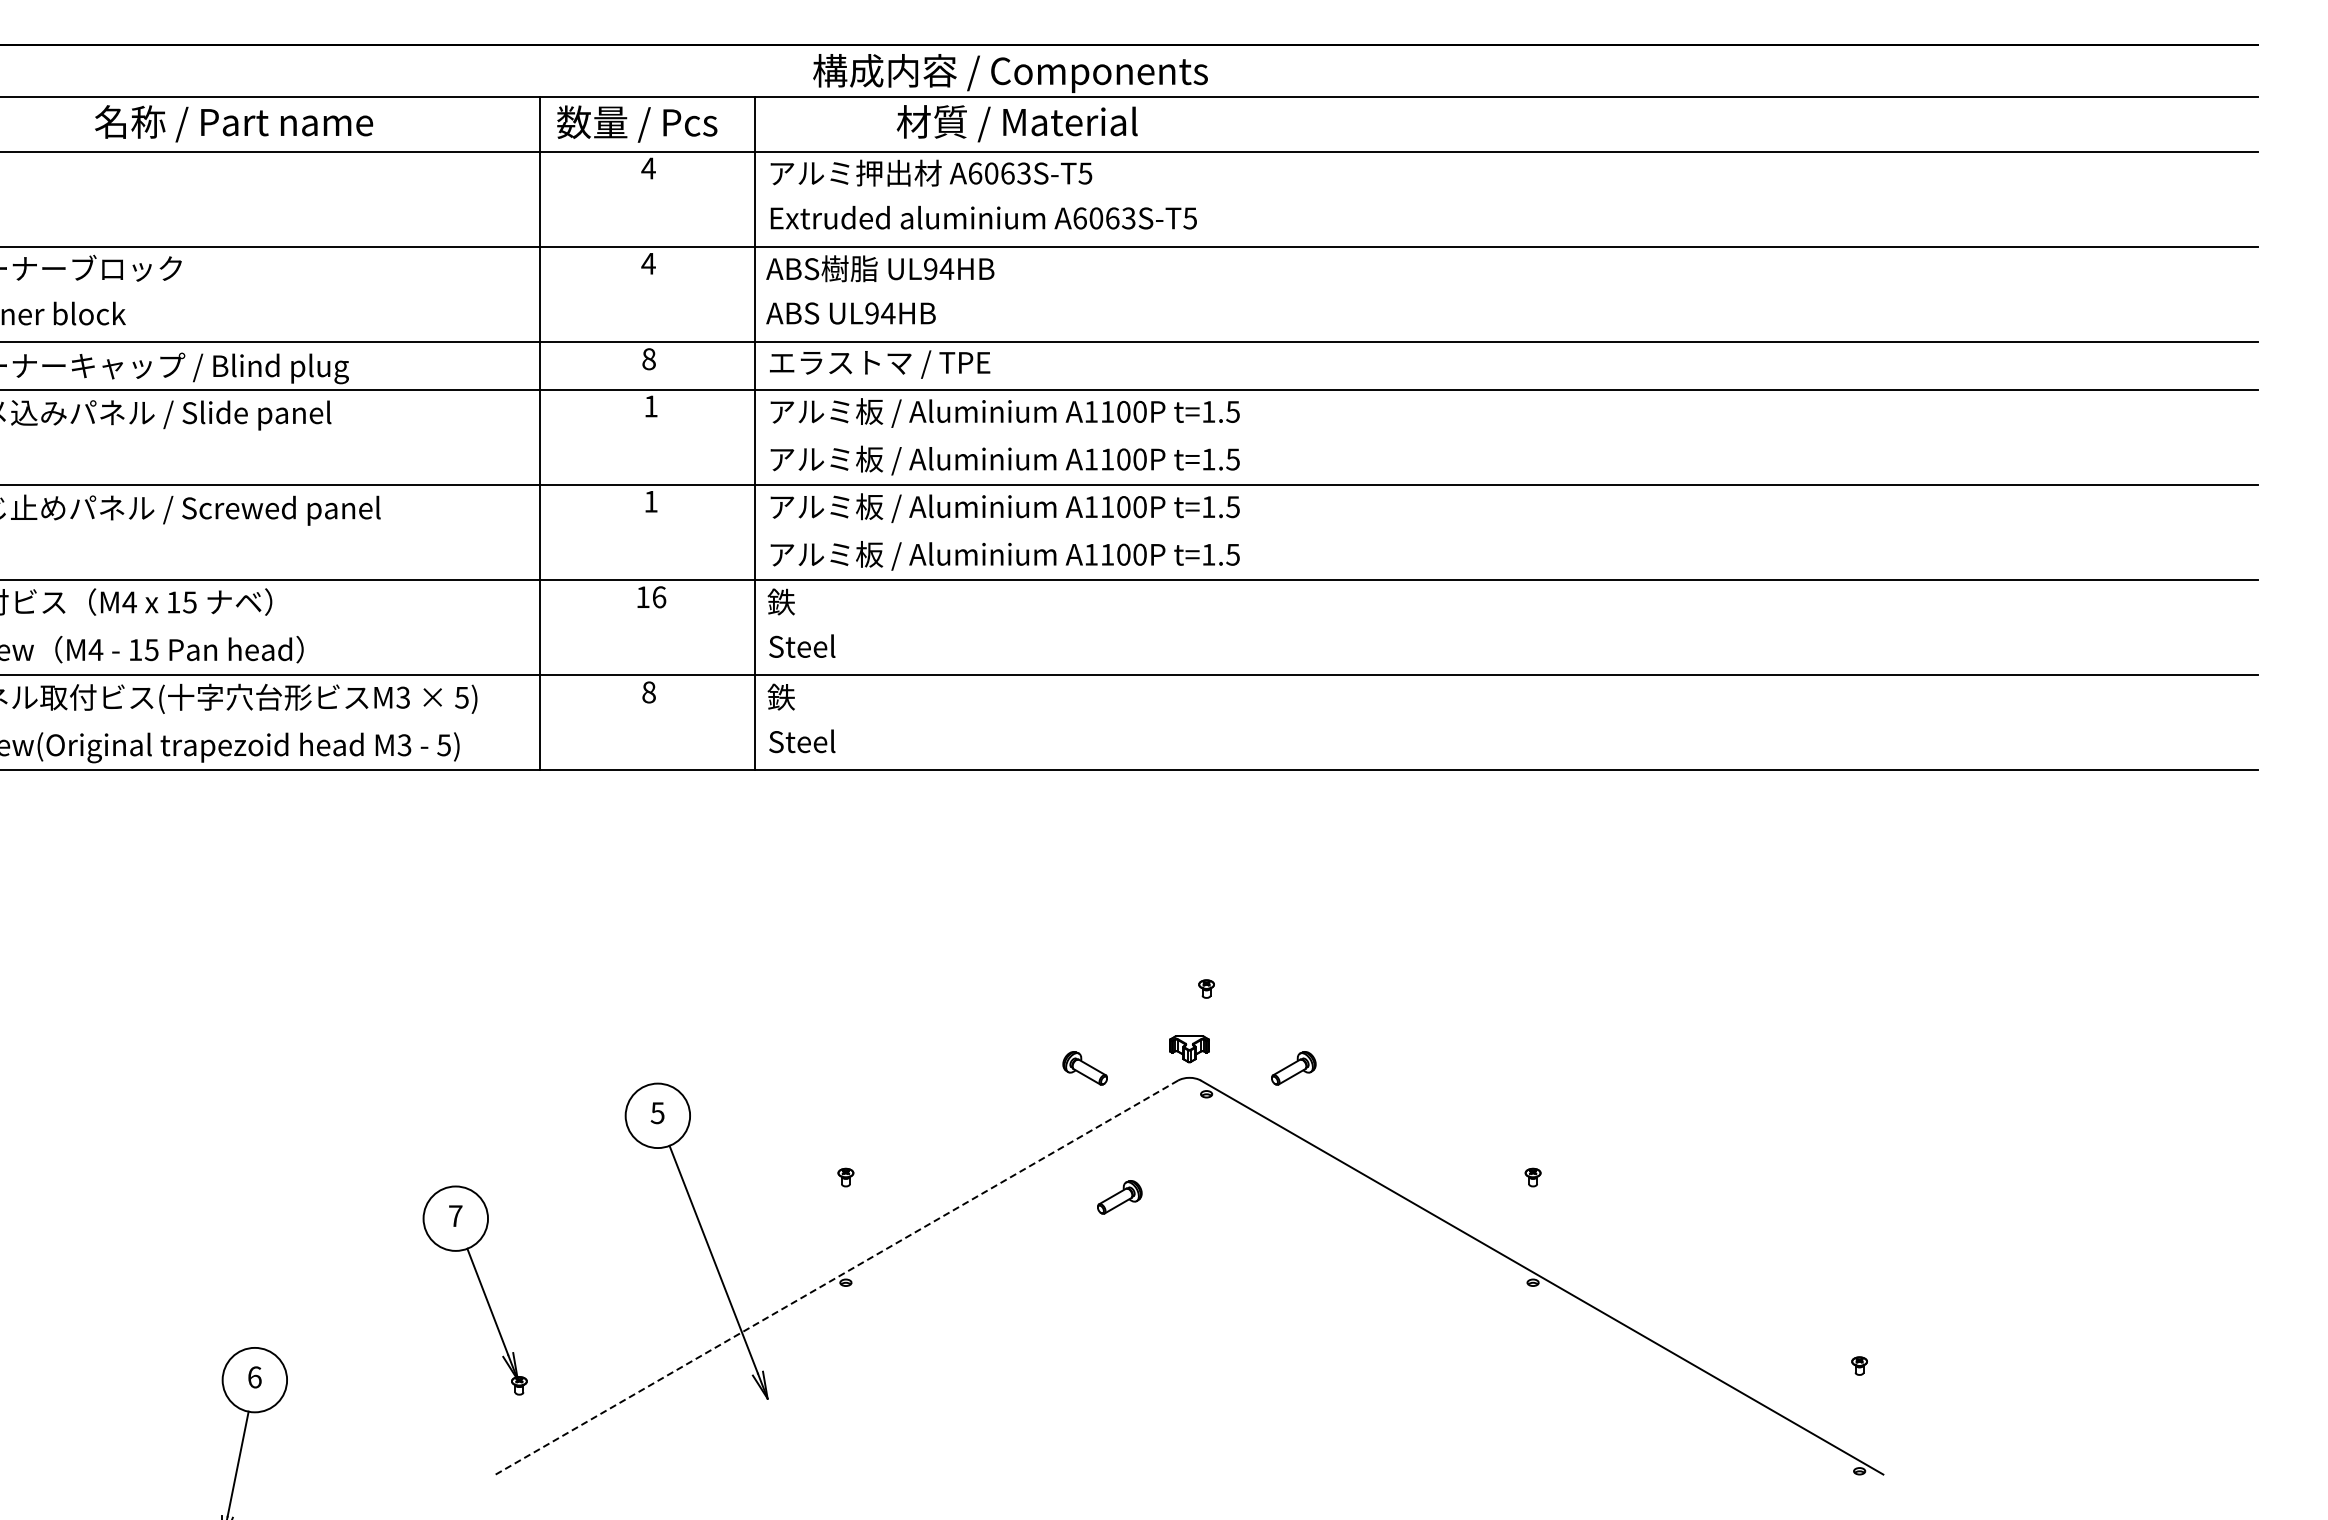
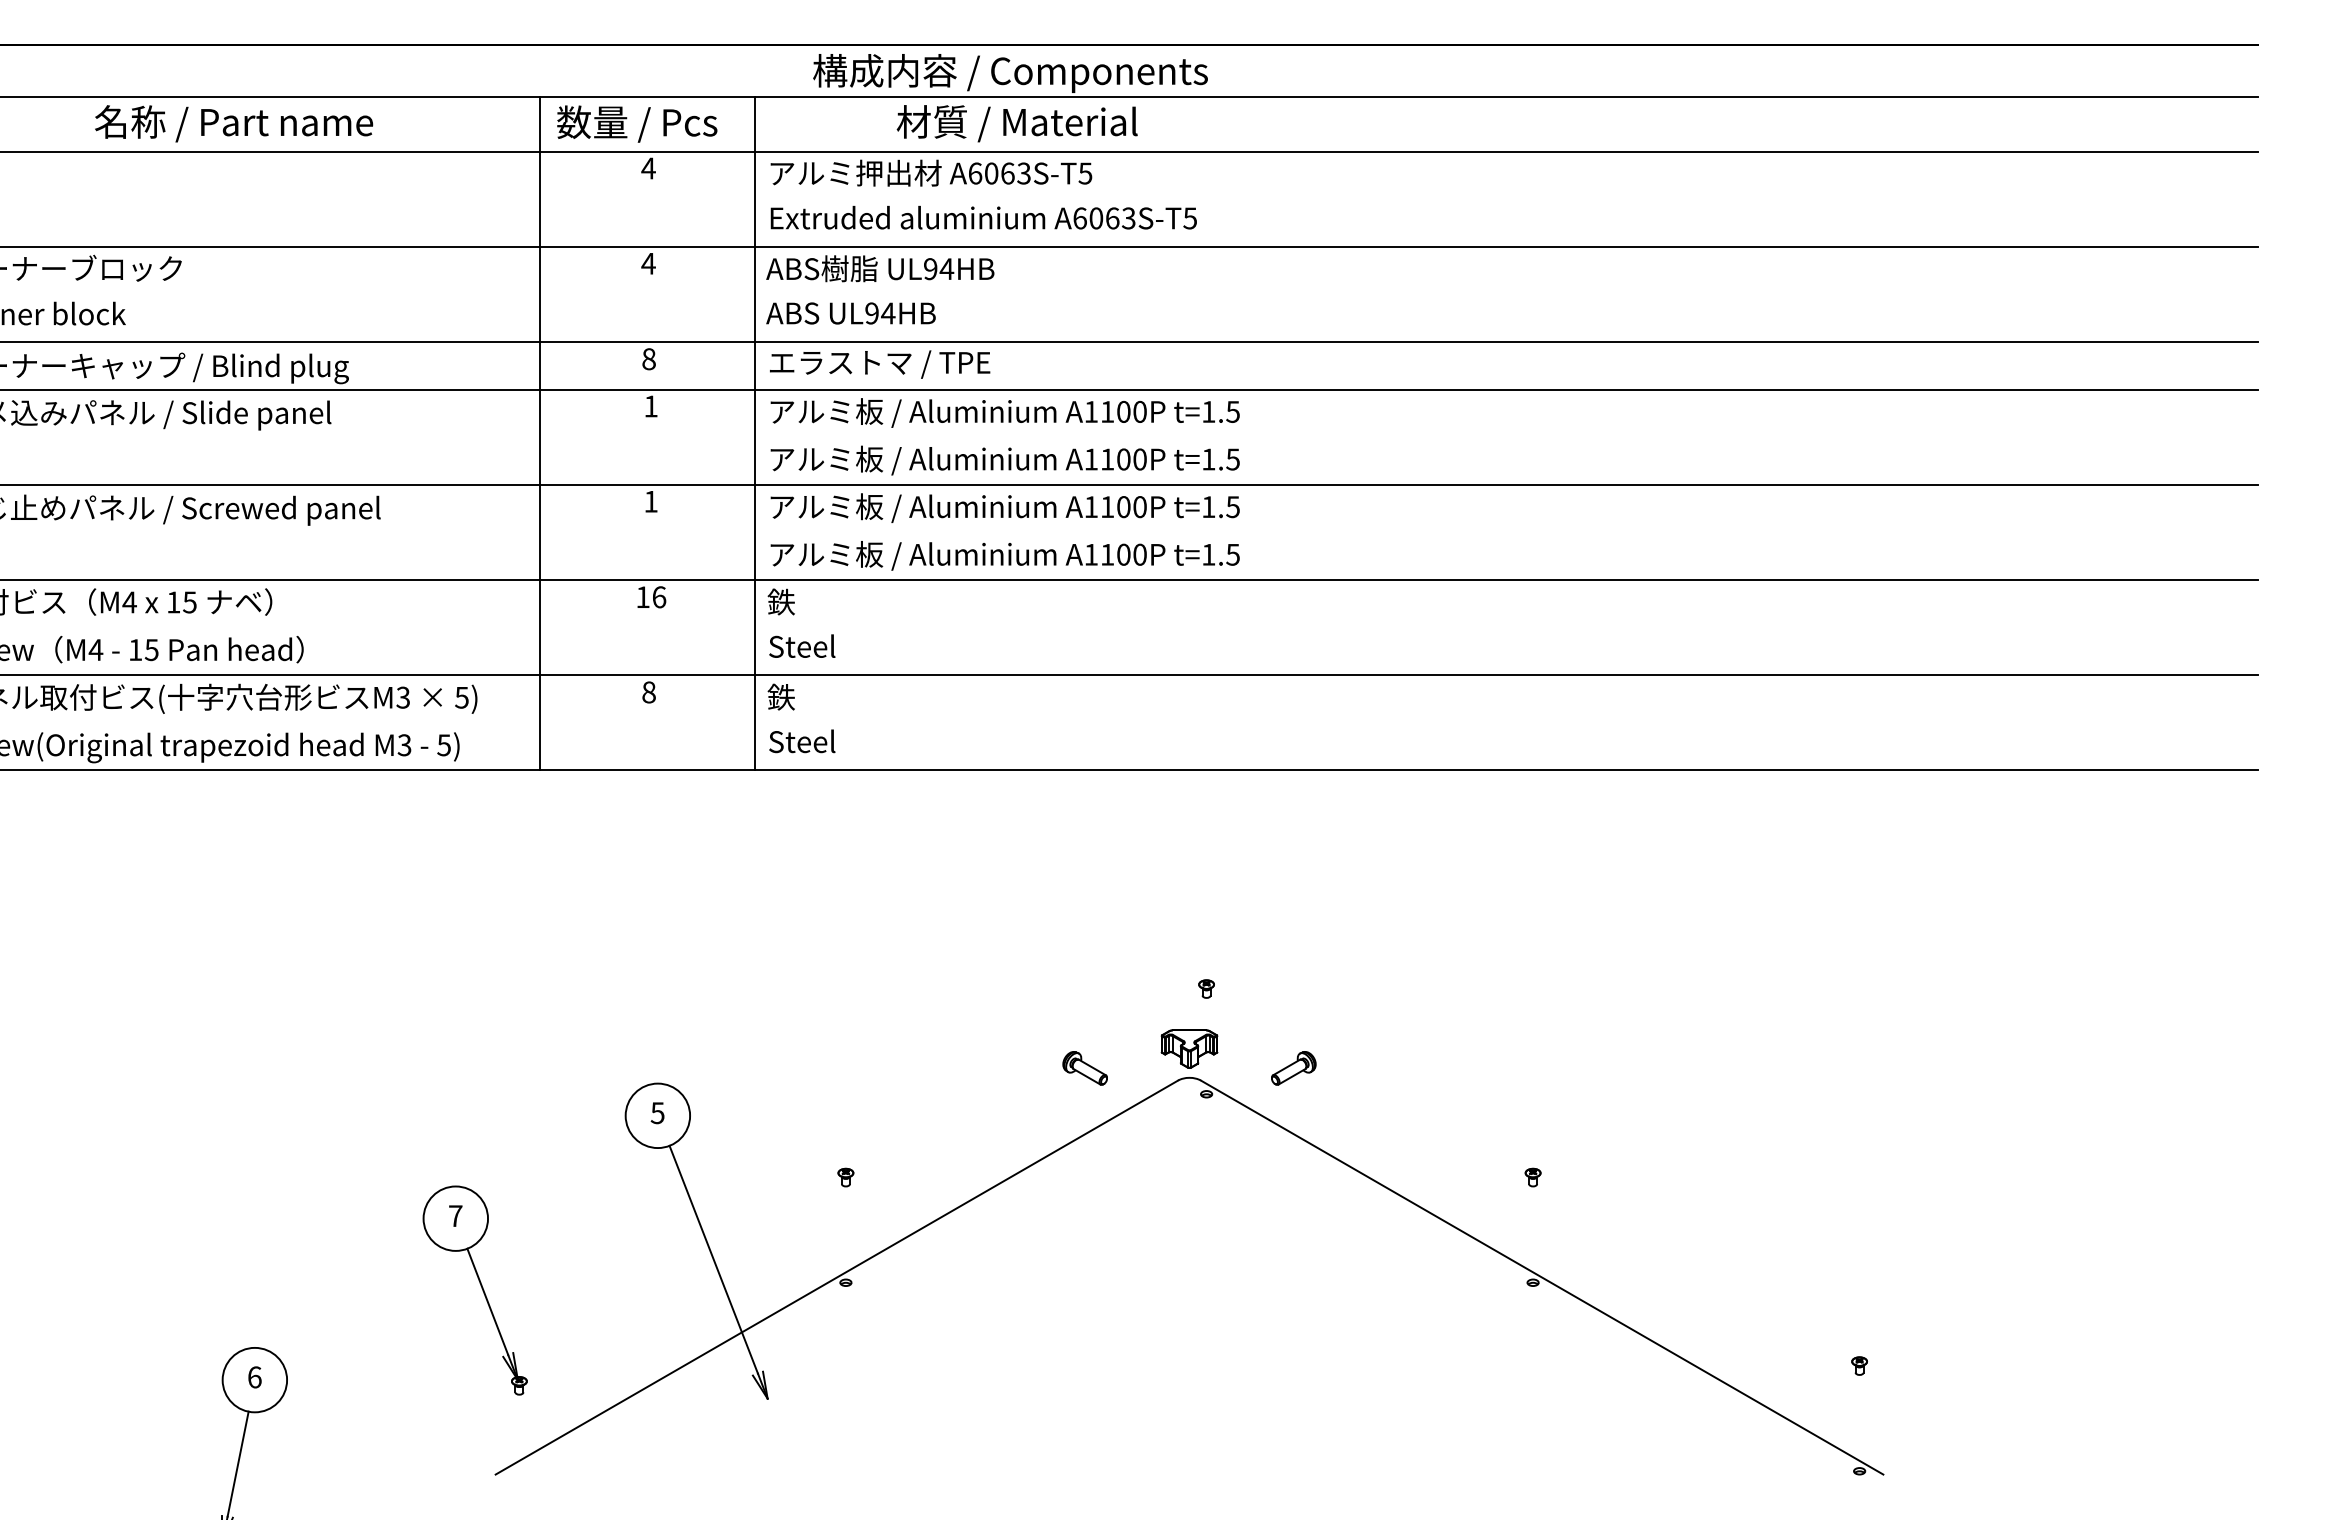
part size: 41x29 px -> 59x40 px (1189, 1048)
part: present -> none (1119, 1197)
line: dashed -> solid (837, 1277)
